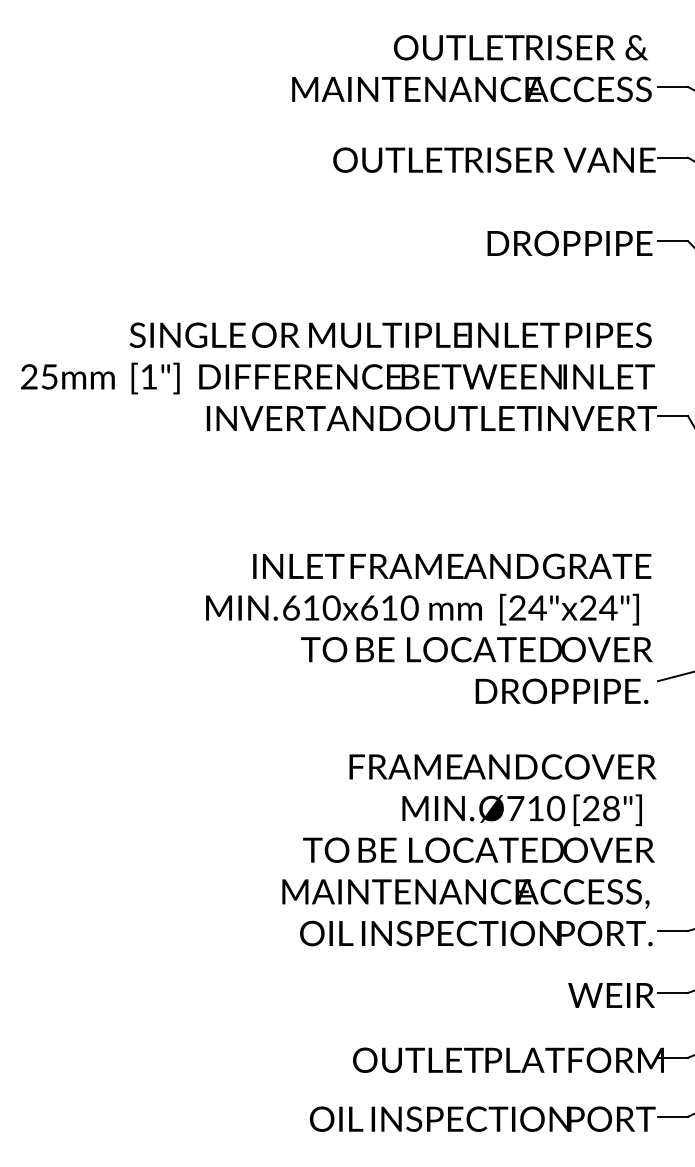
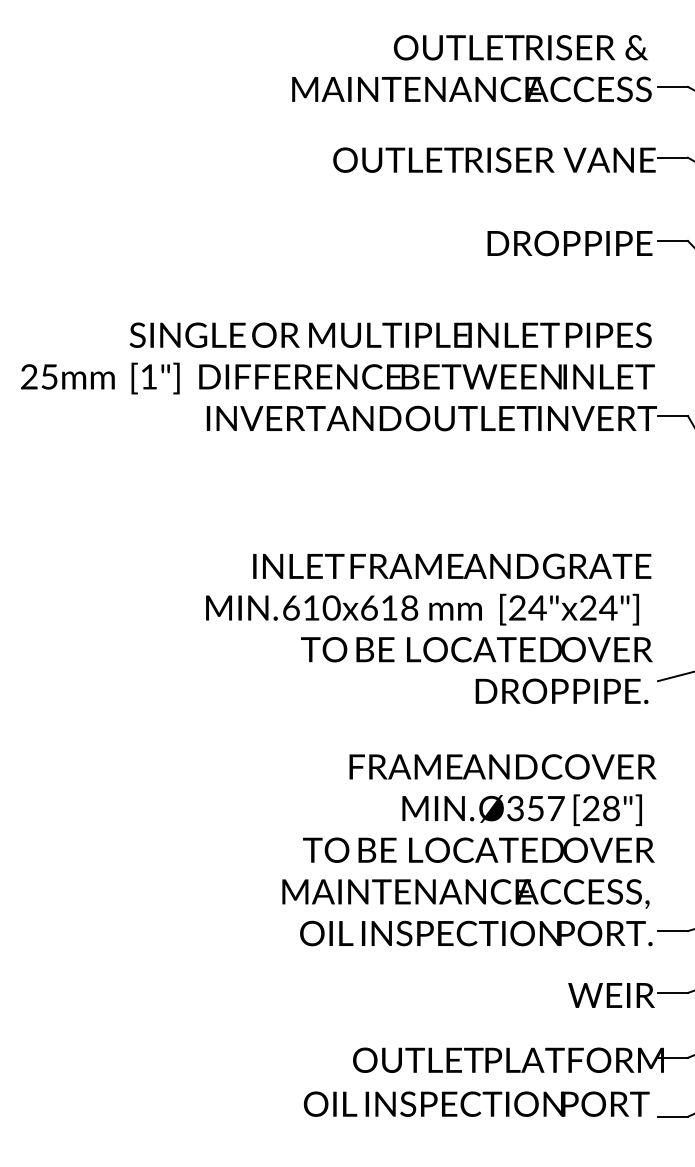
text: 610x610 -> 610x618 (409, 608)
text: Ø710 -> Ø357 (536, 808)
text position: (482, 1118) -> (476, 1103) (476, 1103)
